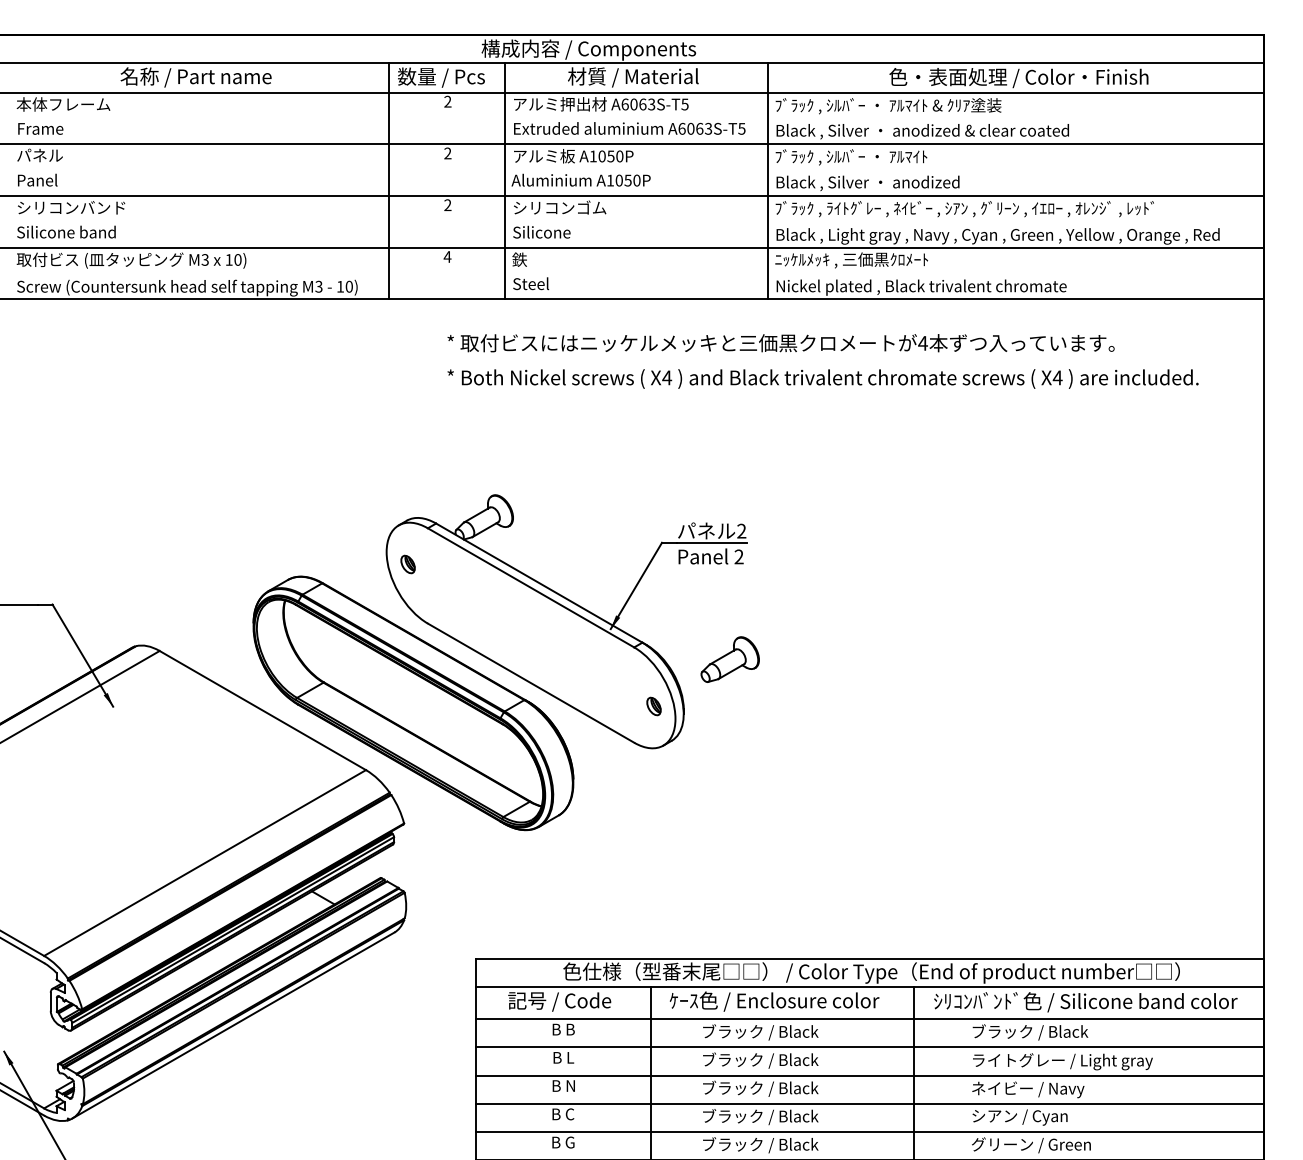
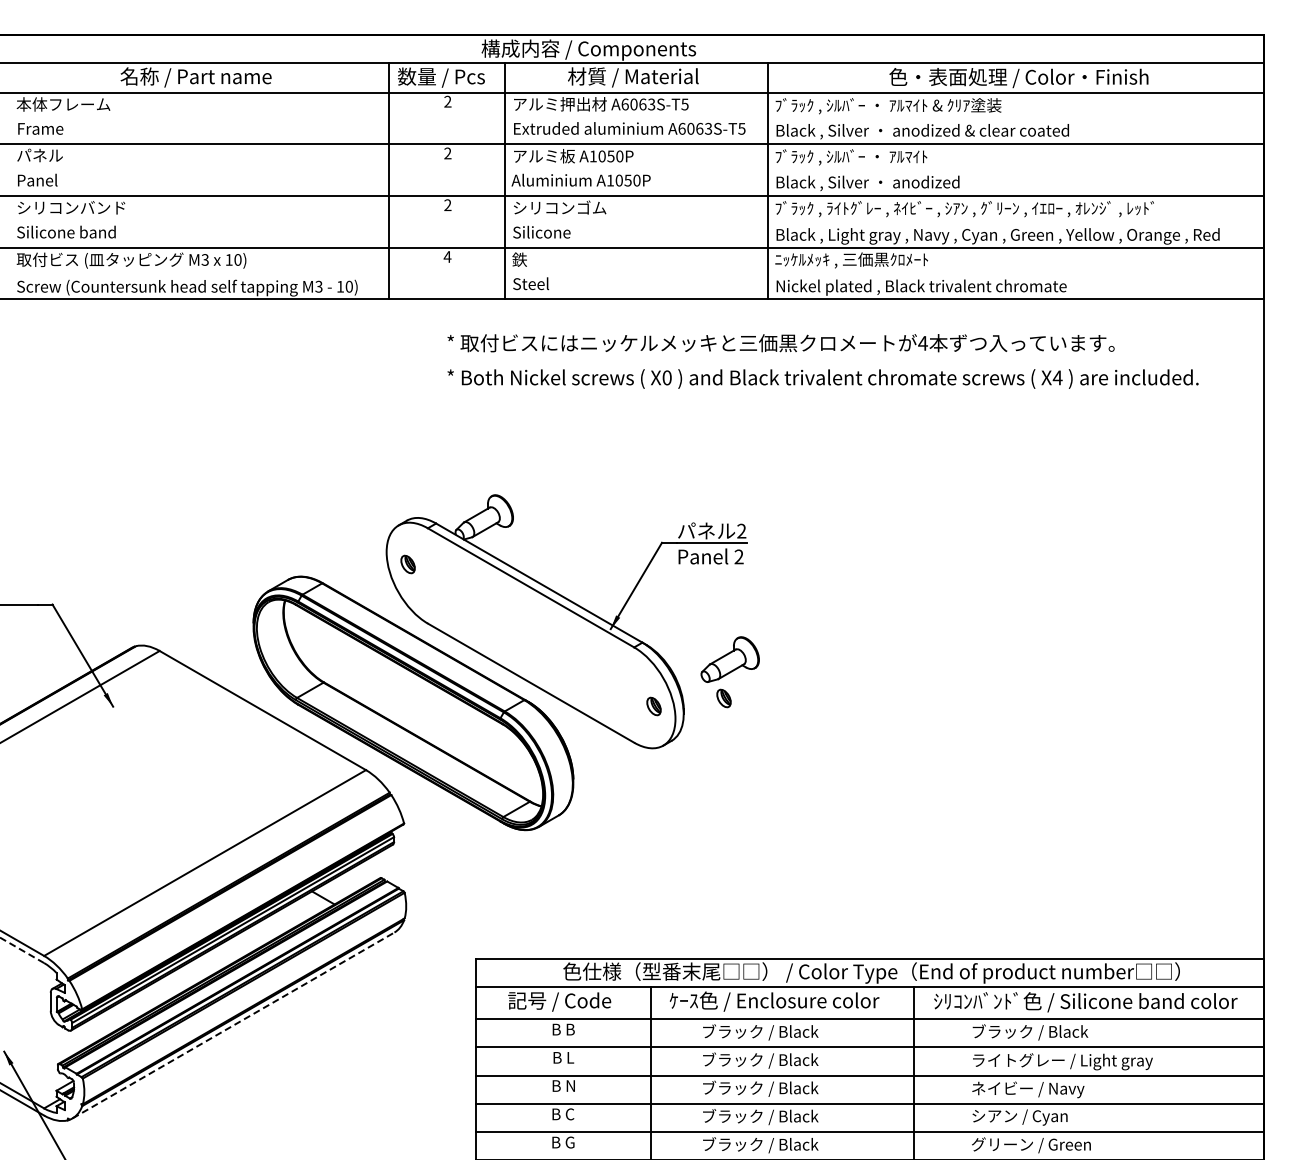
text: X4 -> X0 (667, 377)
part: none -> present (723, 698)
line: solid -> dashed (21, 950)
line: solid -> dashed (233, 1025)
